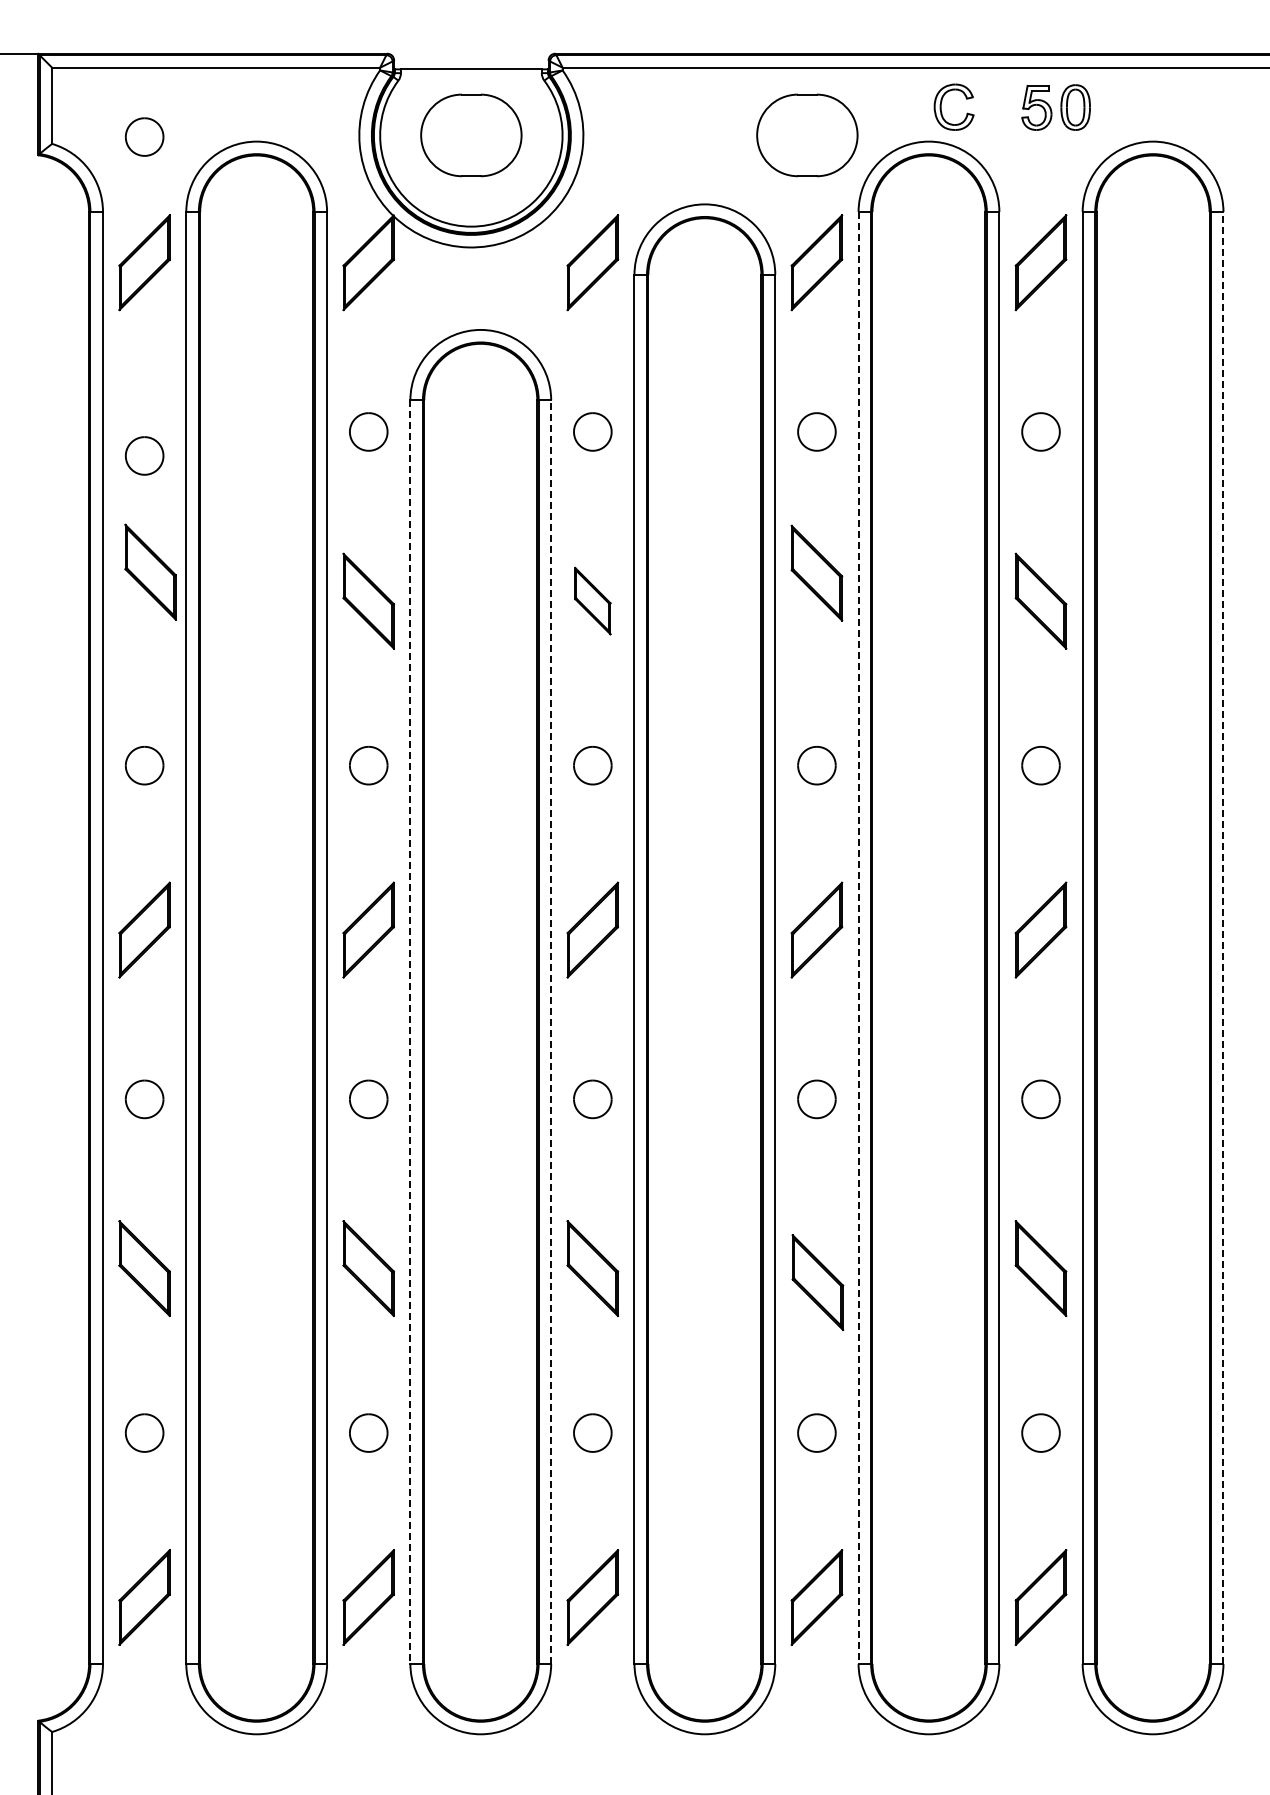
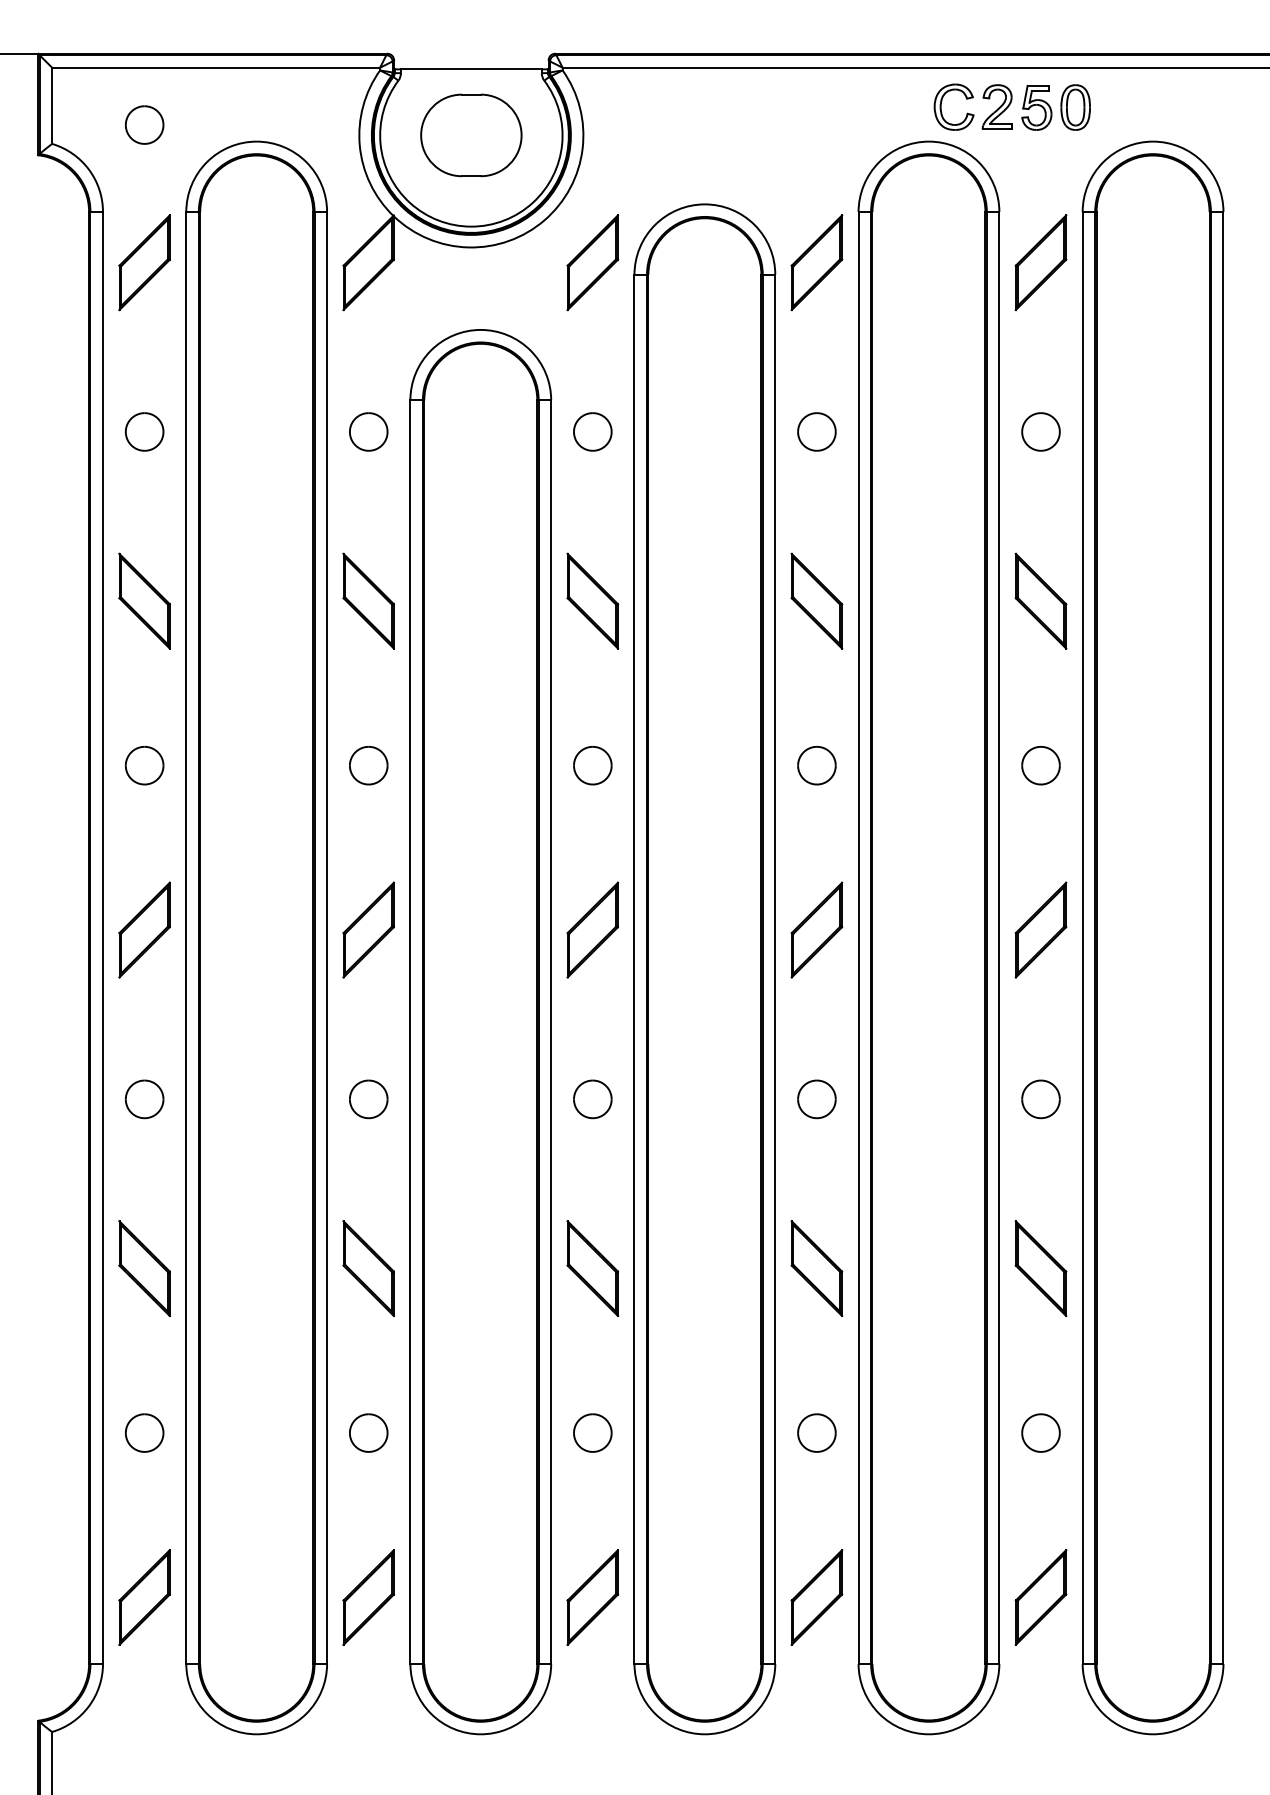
part: none -> present (996, 106)
part: present -> none (807, 135)
part position: (144, 136) -> (144, 124) (144, 124)
part position: (144, 455) -> (144, 431) (144, 431)
part position: (150, 571) -> (144, 600) (144, 600)
part position: (816, 572) -> (816, 600) (816, 600)
part size: 38x70 px -> 54x98 px (592, 600)
line: dashed -> solid (858, 937)
line: dashed -> solid (1223, 937)
line: dashed -> solid (410, 1032)
line: dashed -> solid (551, 1032)
part position: (817, 1282) -> (816, 1268) (816, 1268)
